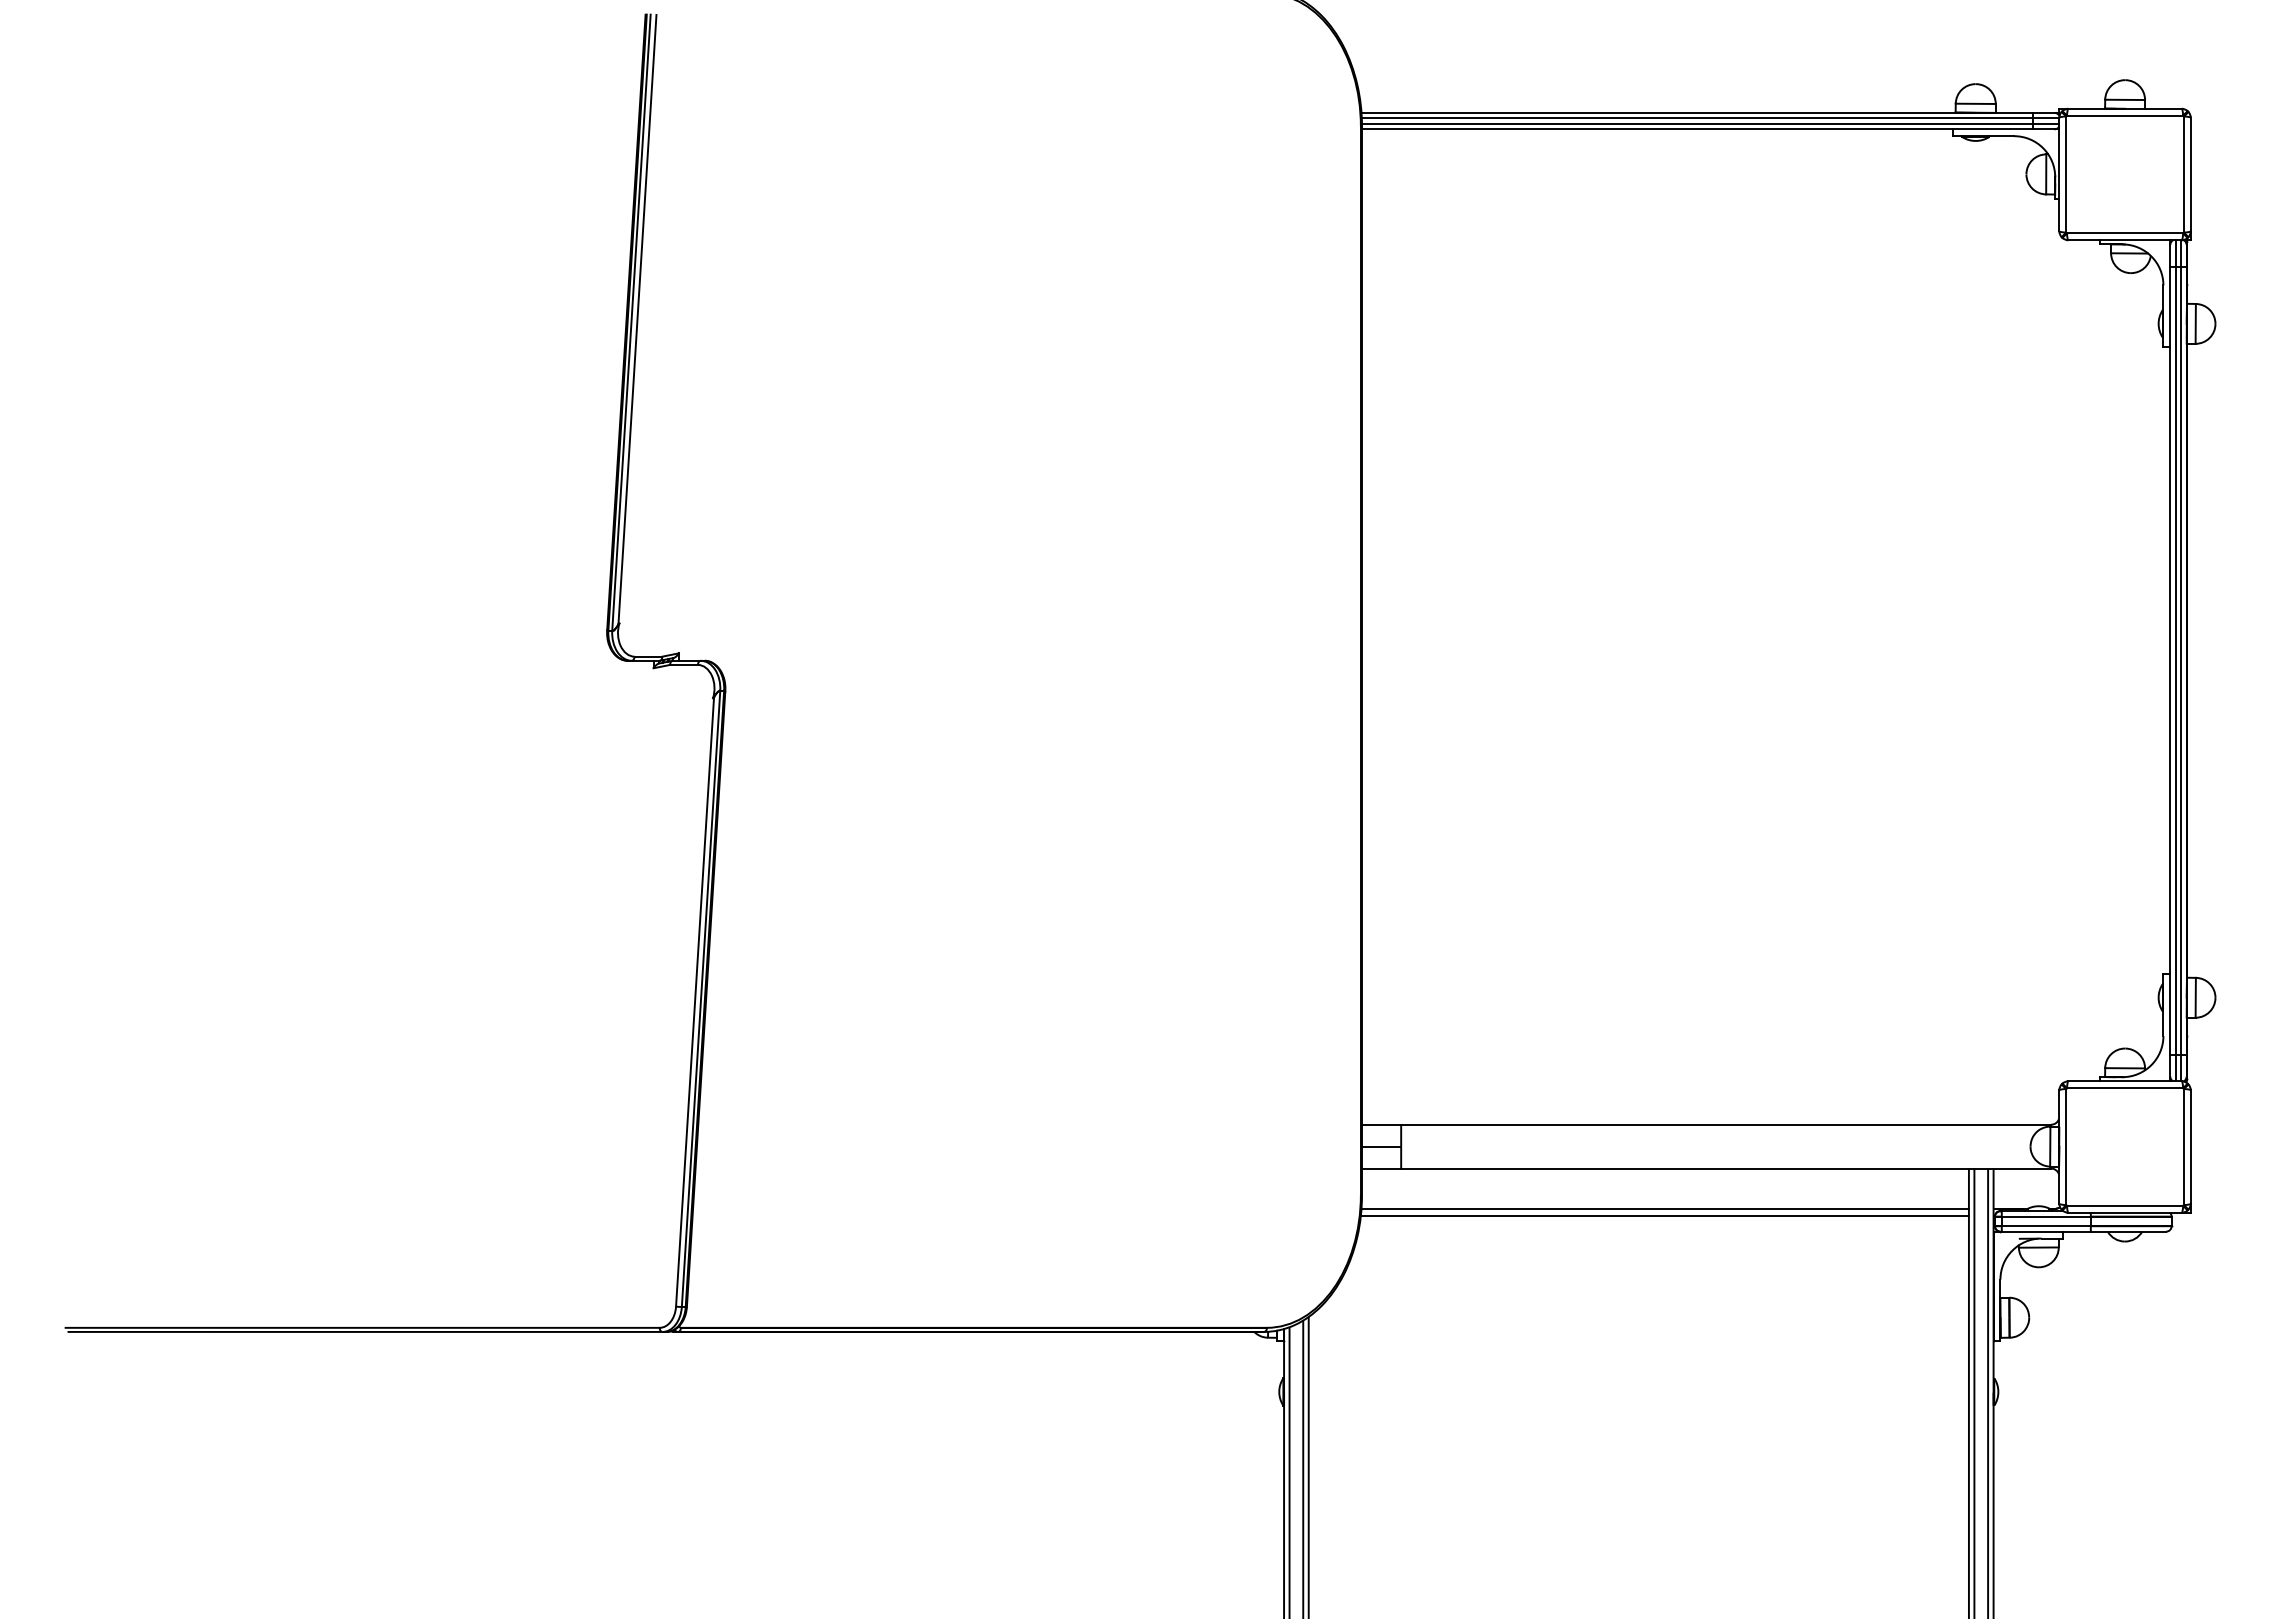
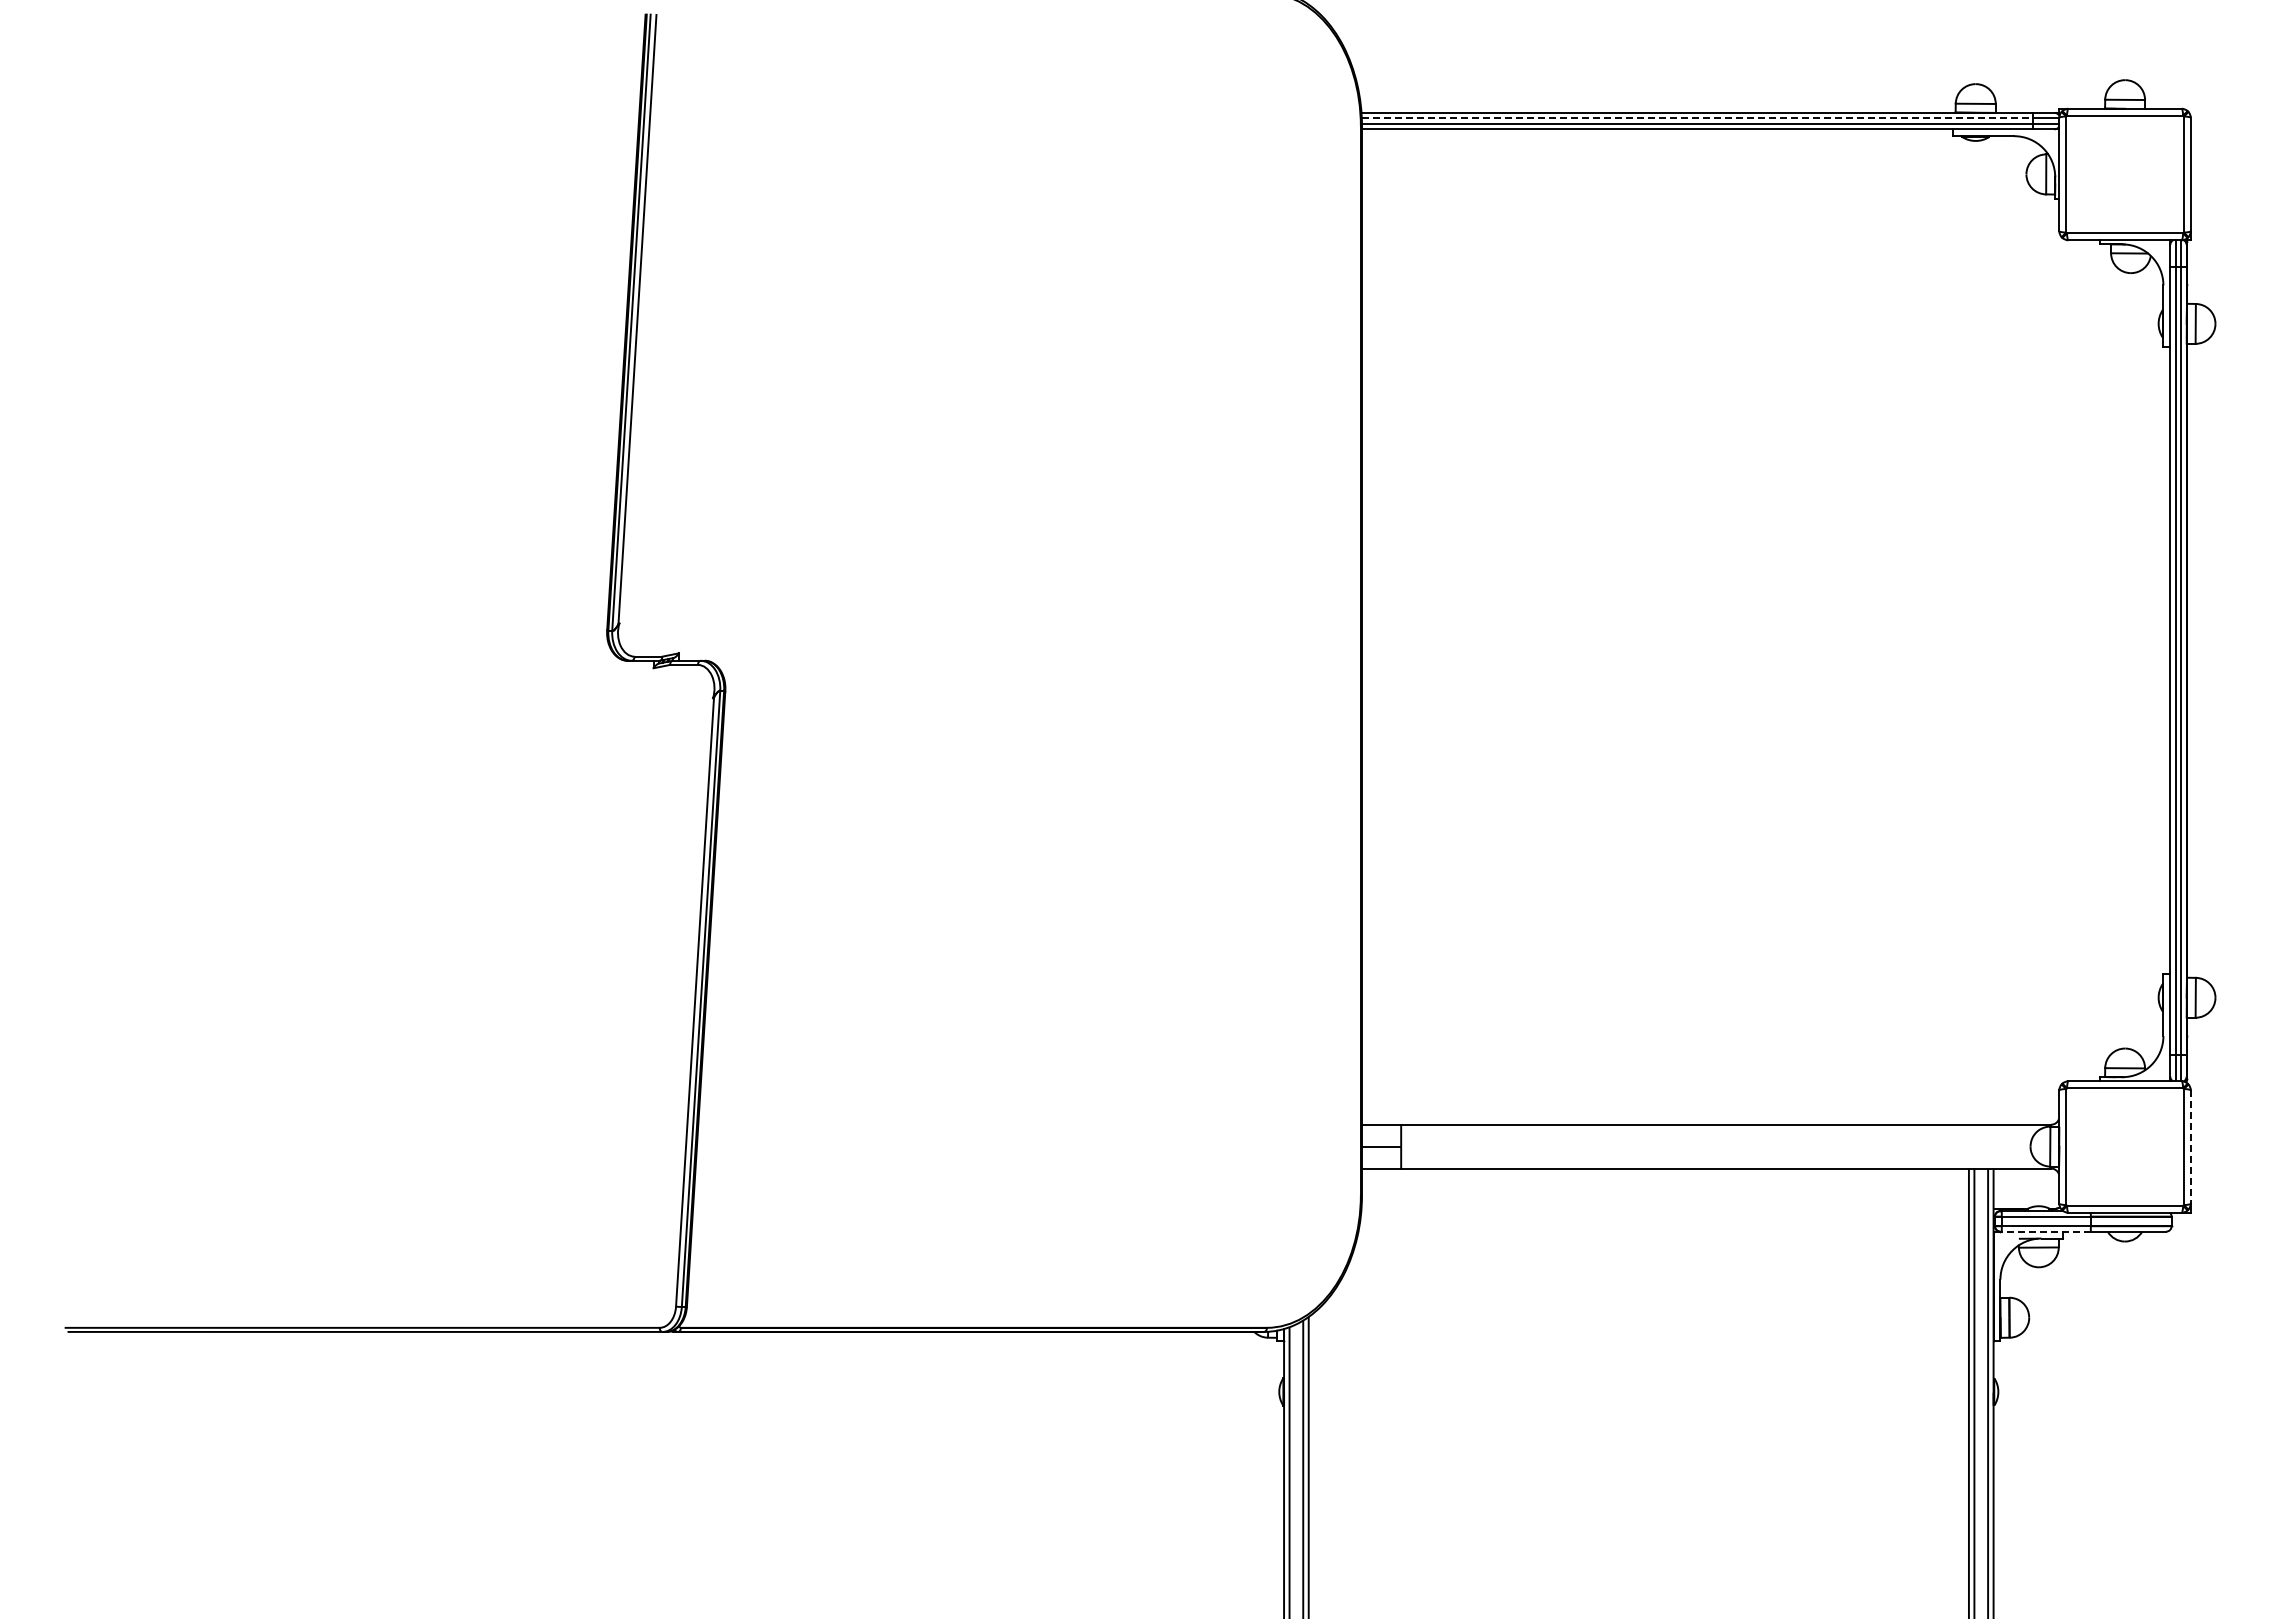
line: solid -> dashed (1697, 118)
line: solid -> dashed (2190, 1147)
line: present -> none (1664, 1208)
line: present -> none (1664, 1215)
line: solid -> dashed (2046, 1231)
